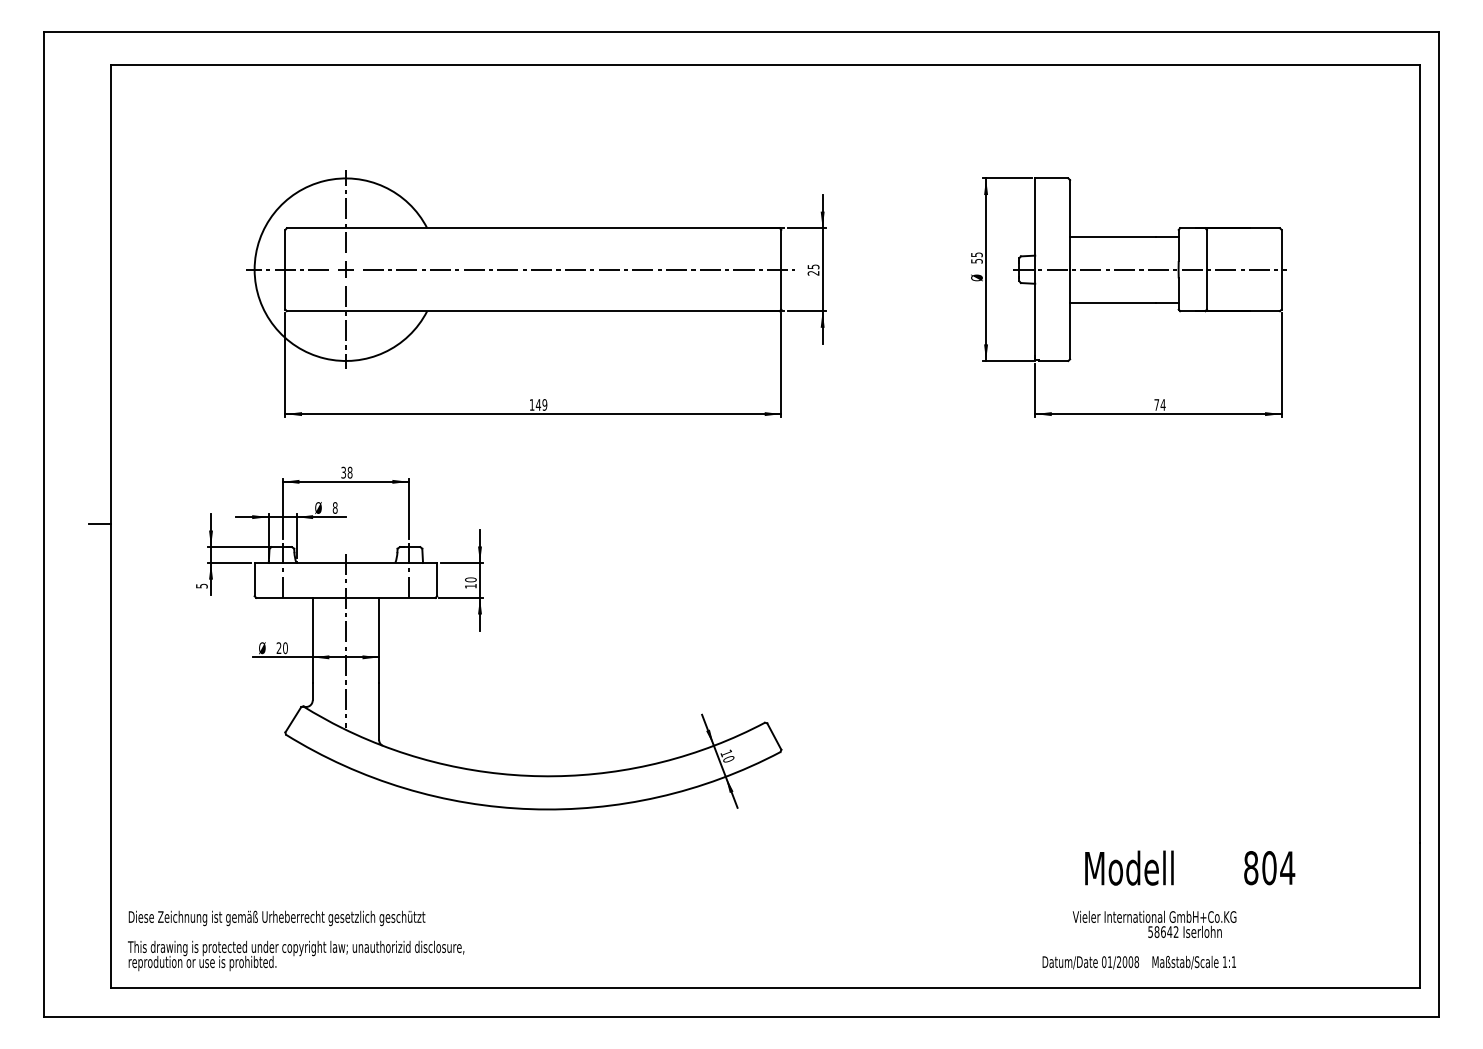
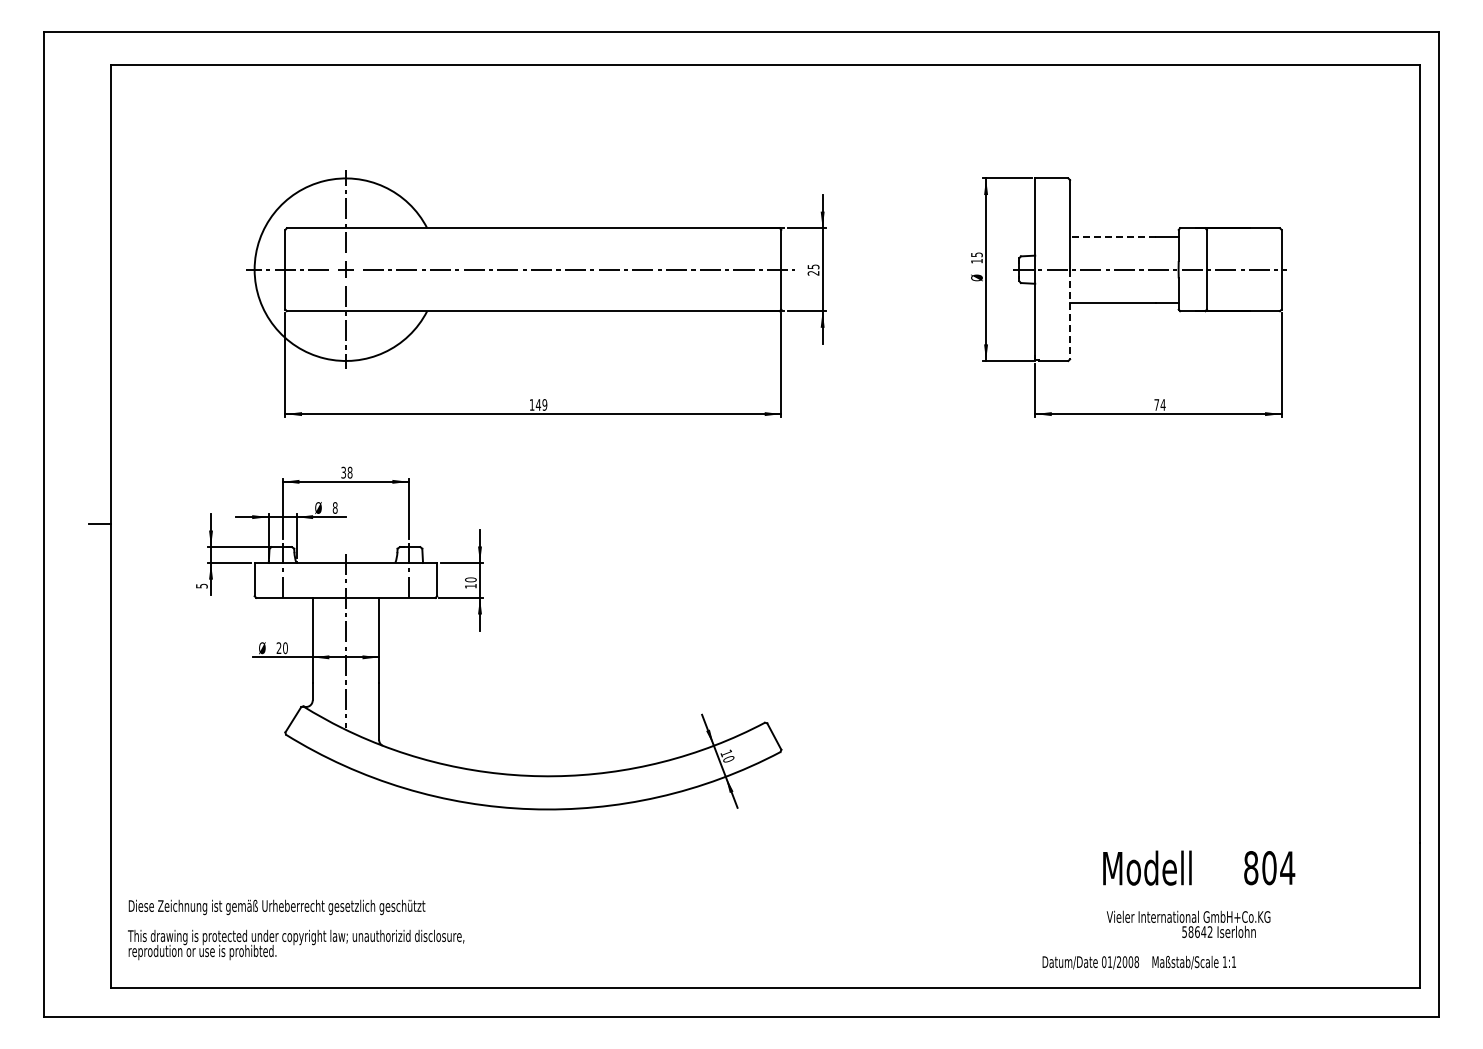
line: solid -> dashed (1112, 236)
text: 55 -> 15 (976, 261)
line: solid -> dashed (1070, 314)
text position: (1129, 867) -> (1147, 867) (1147, 867)
text position: (1154, 923) -> (1188, 923) (1188, 923)
text position: (296, 940) -> (296, 929) (296, 929)
